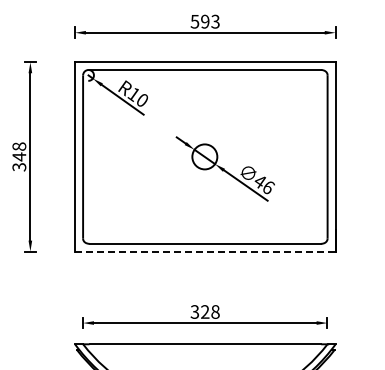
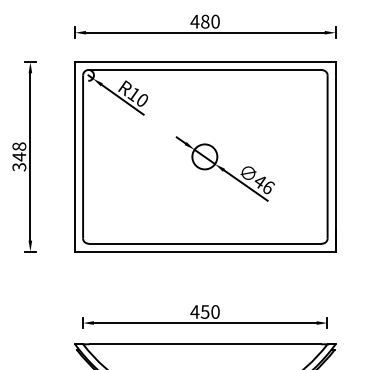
text: 593 -> 480 (204, 21)
line: dashed -> solid (205, 251)
text: 328 -> 450 (204, 311)
